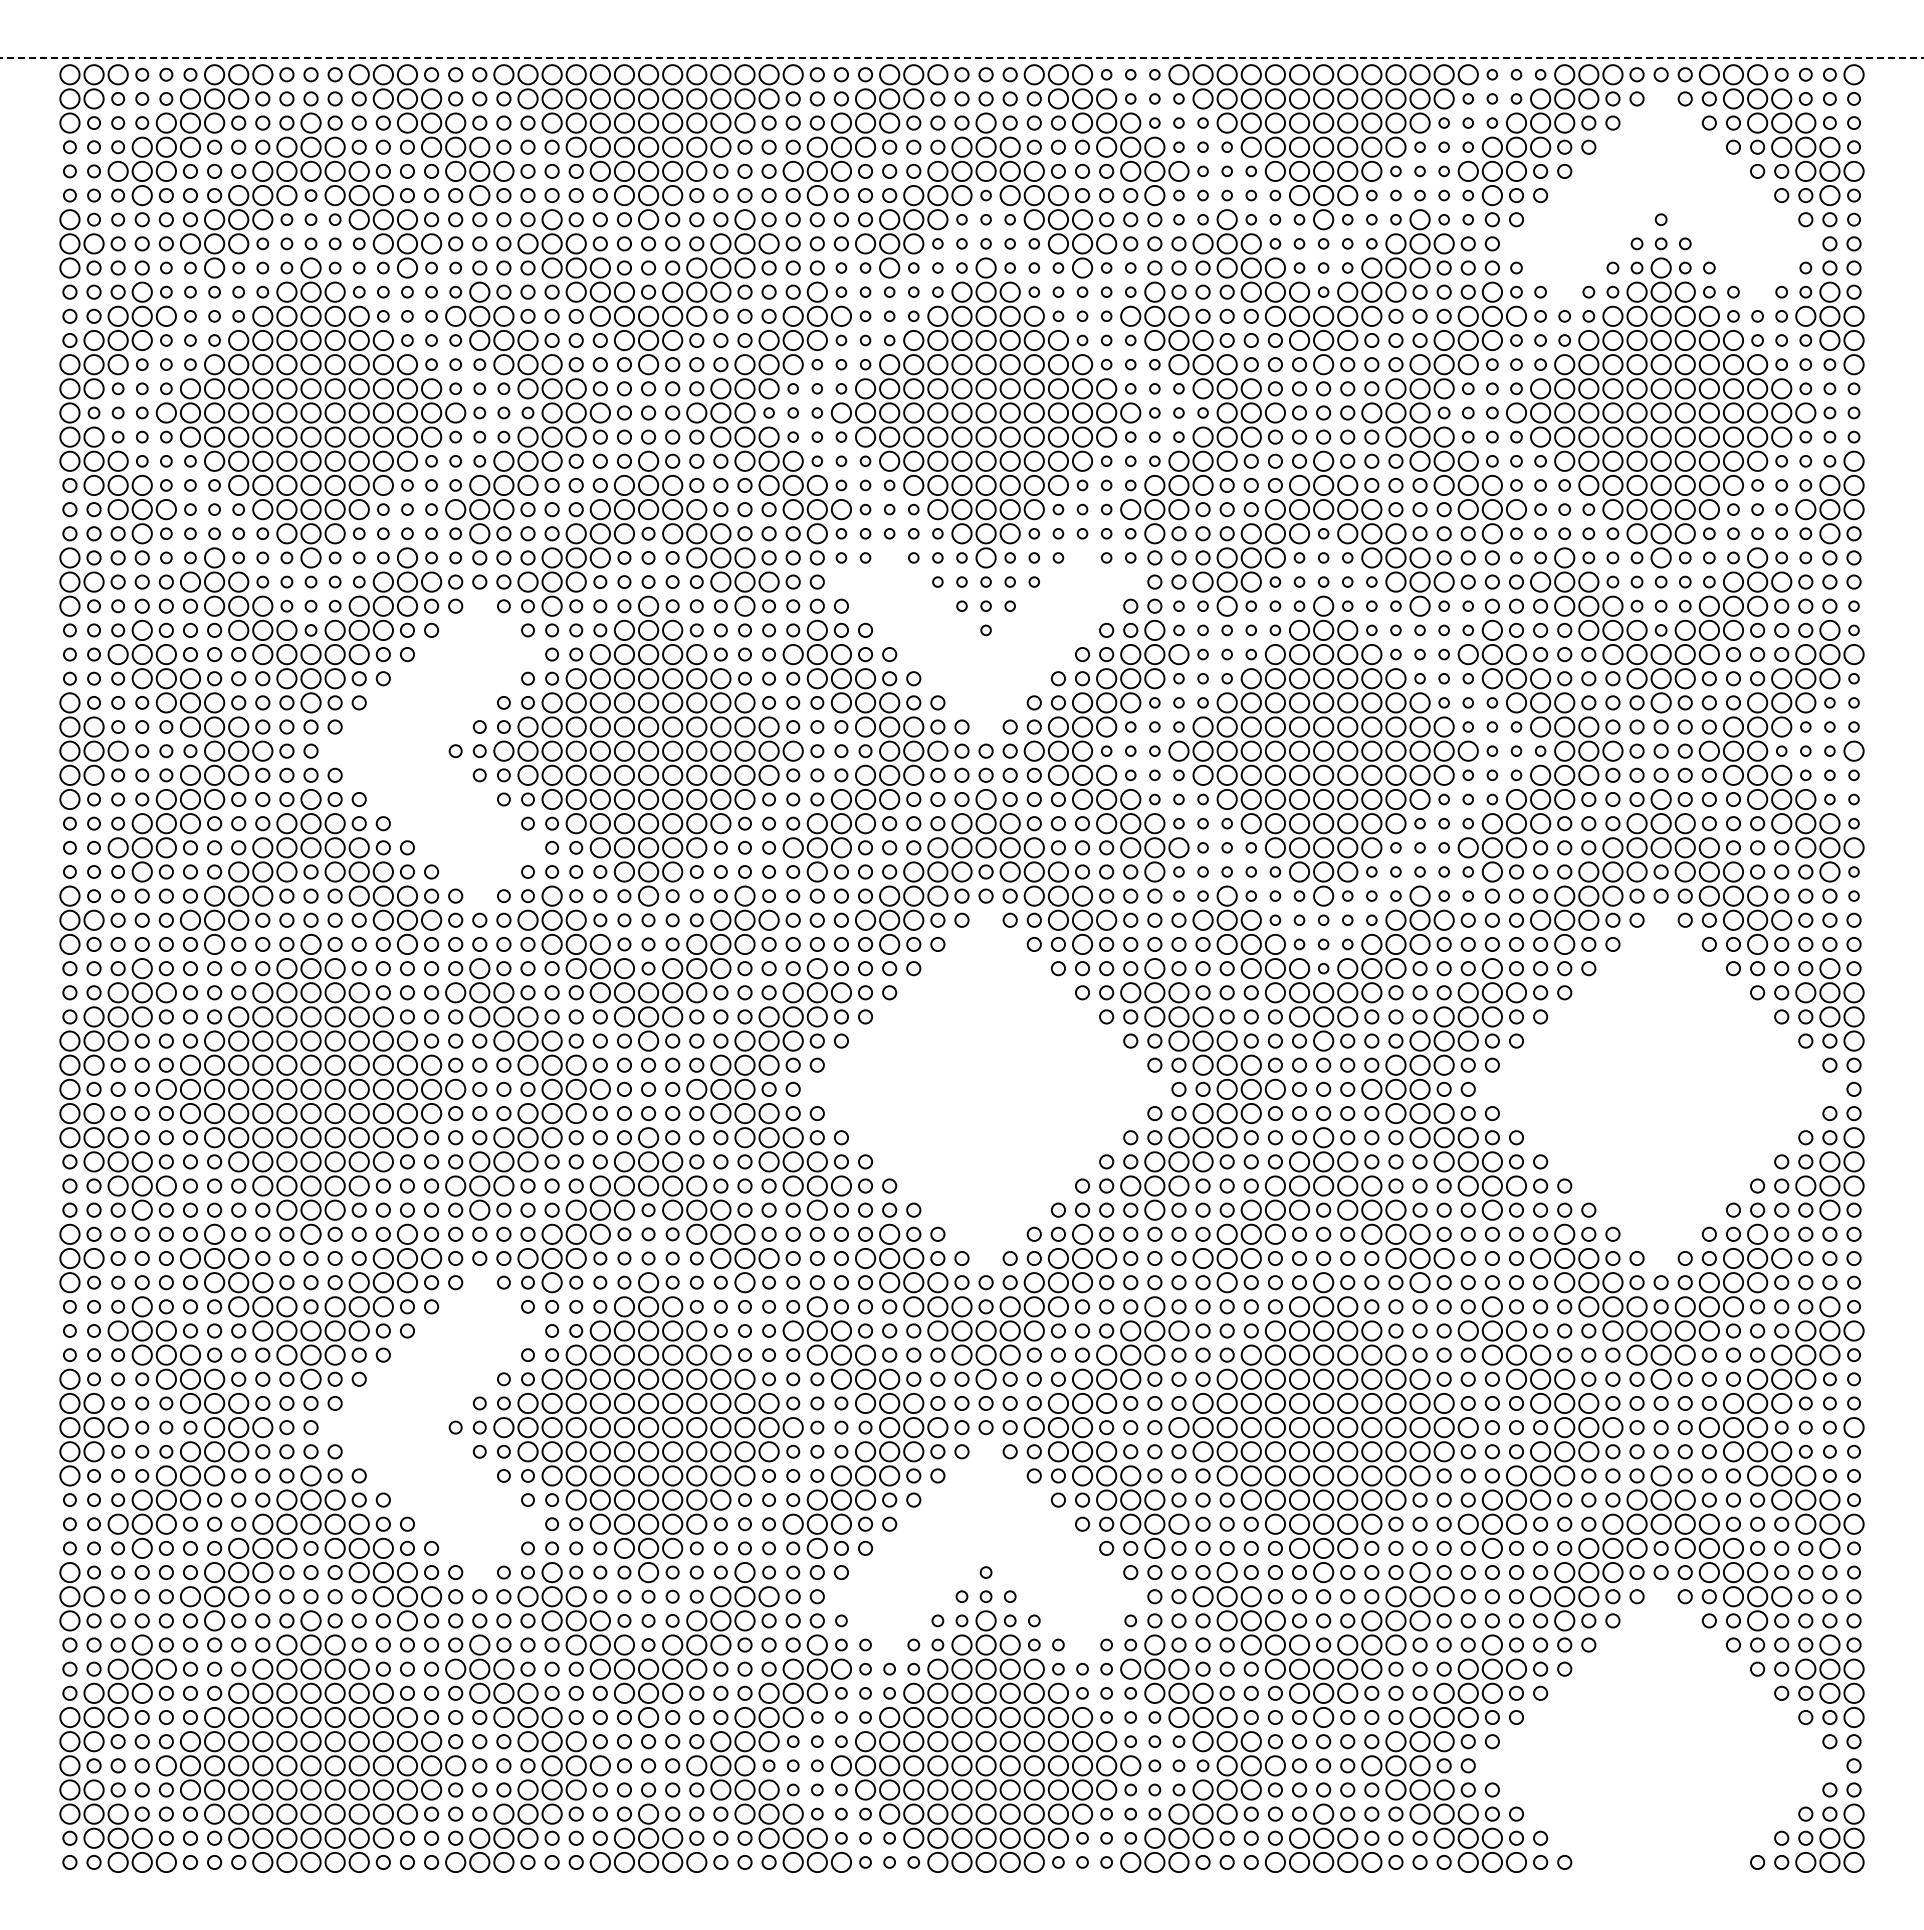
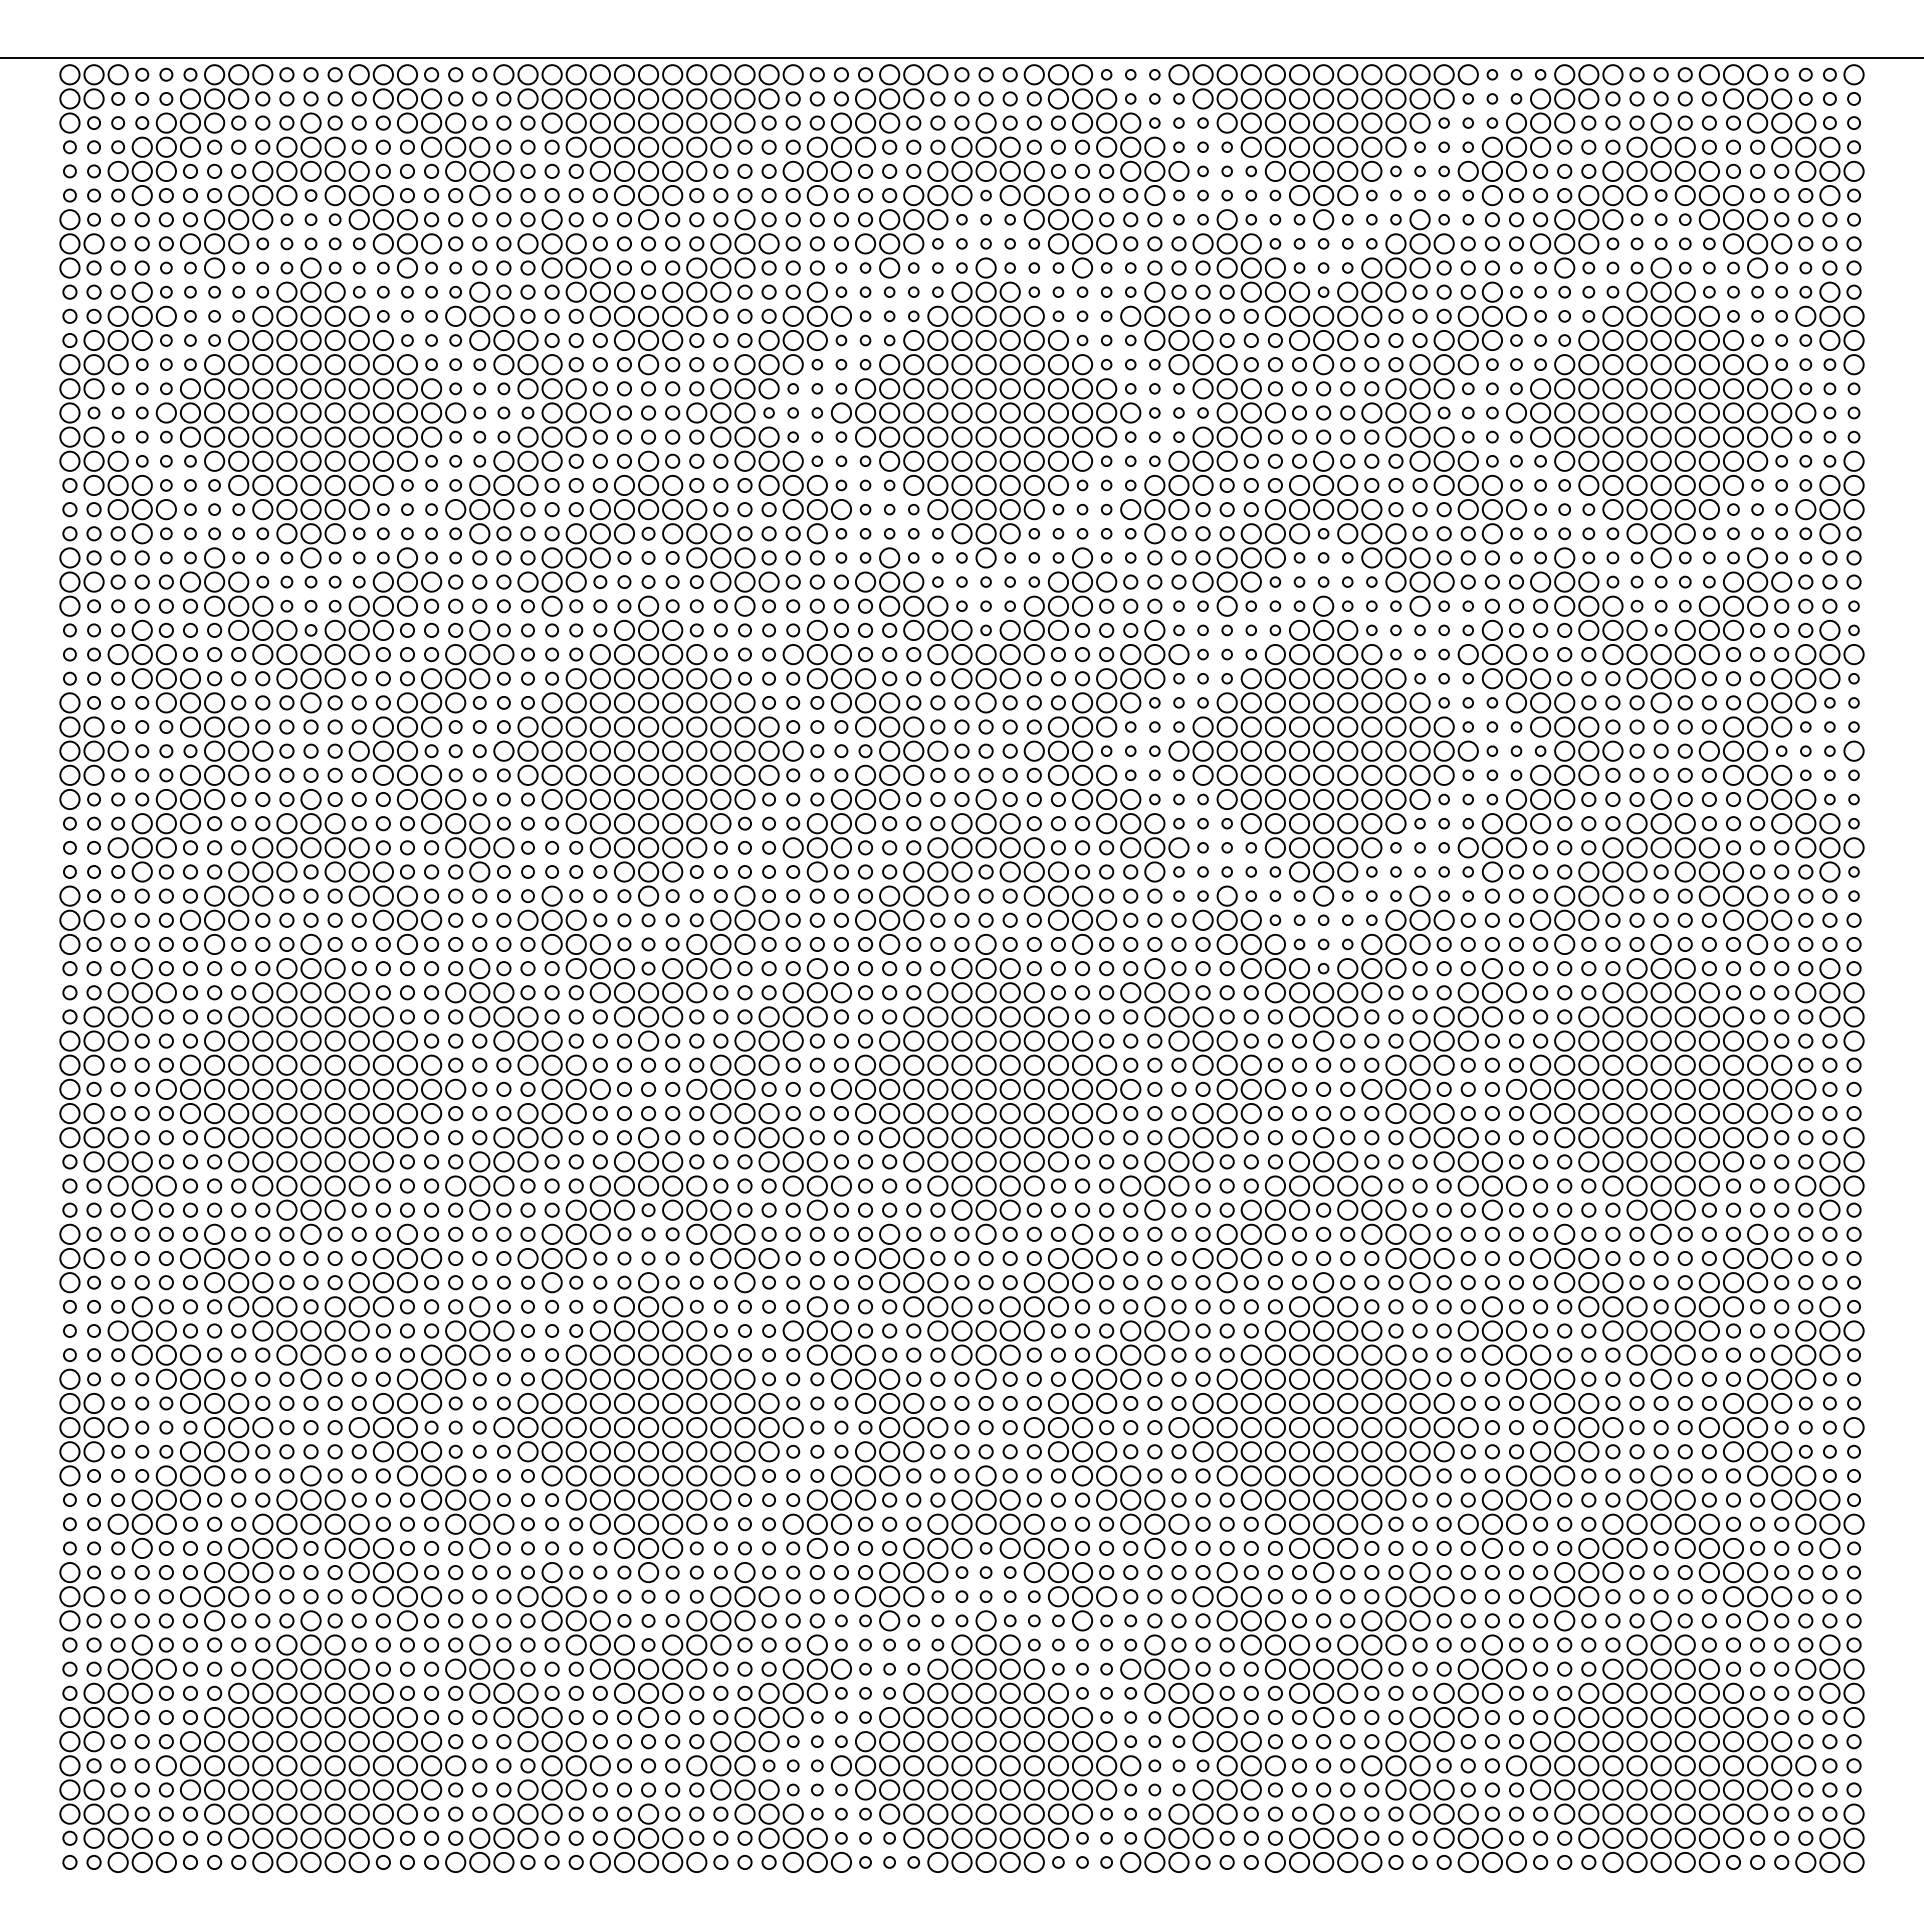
line: dashed -> solid (961, 57)
part: none -> present (1661, 194)
part: none -> present (986, 640)
part: none -> present (430, 750)
part: none -> present (985, 1088)
part: none -> present (1660, 1088)
part: none -> present (430, 1427)
part: none -> present (986, 1547)
part: none -> present (1660, 1730)
